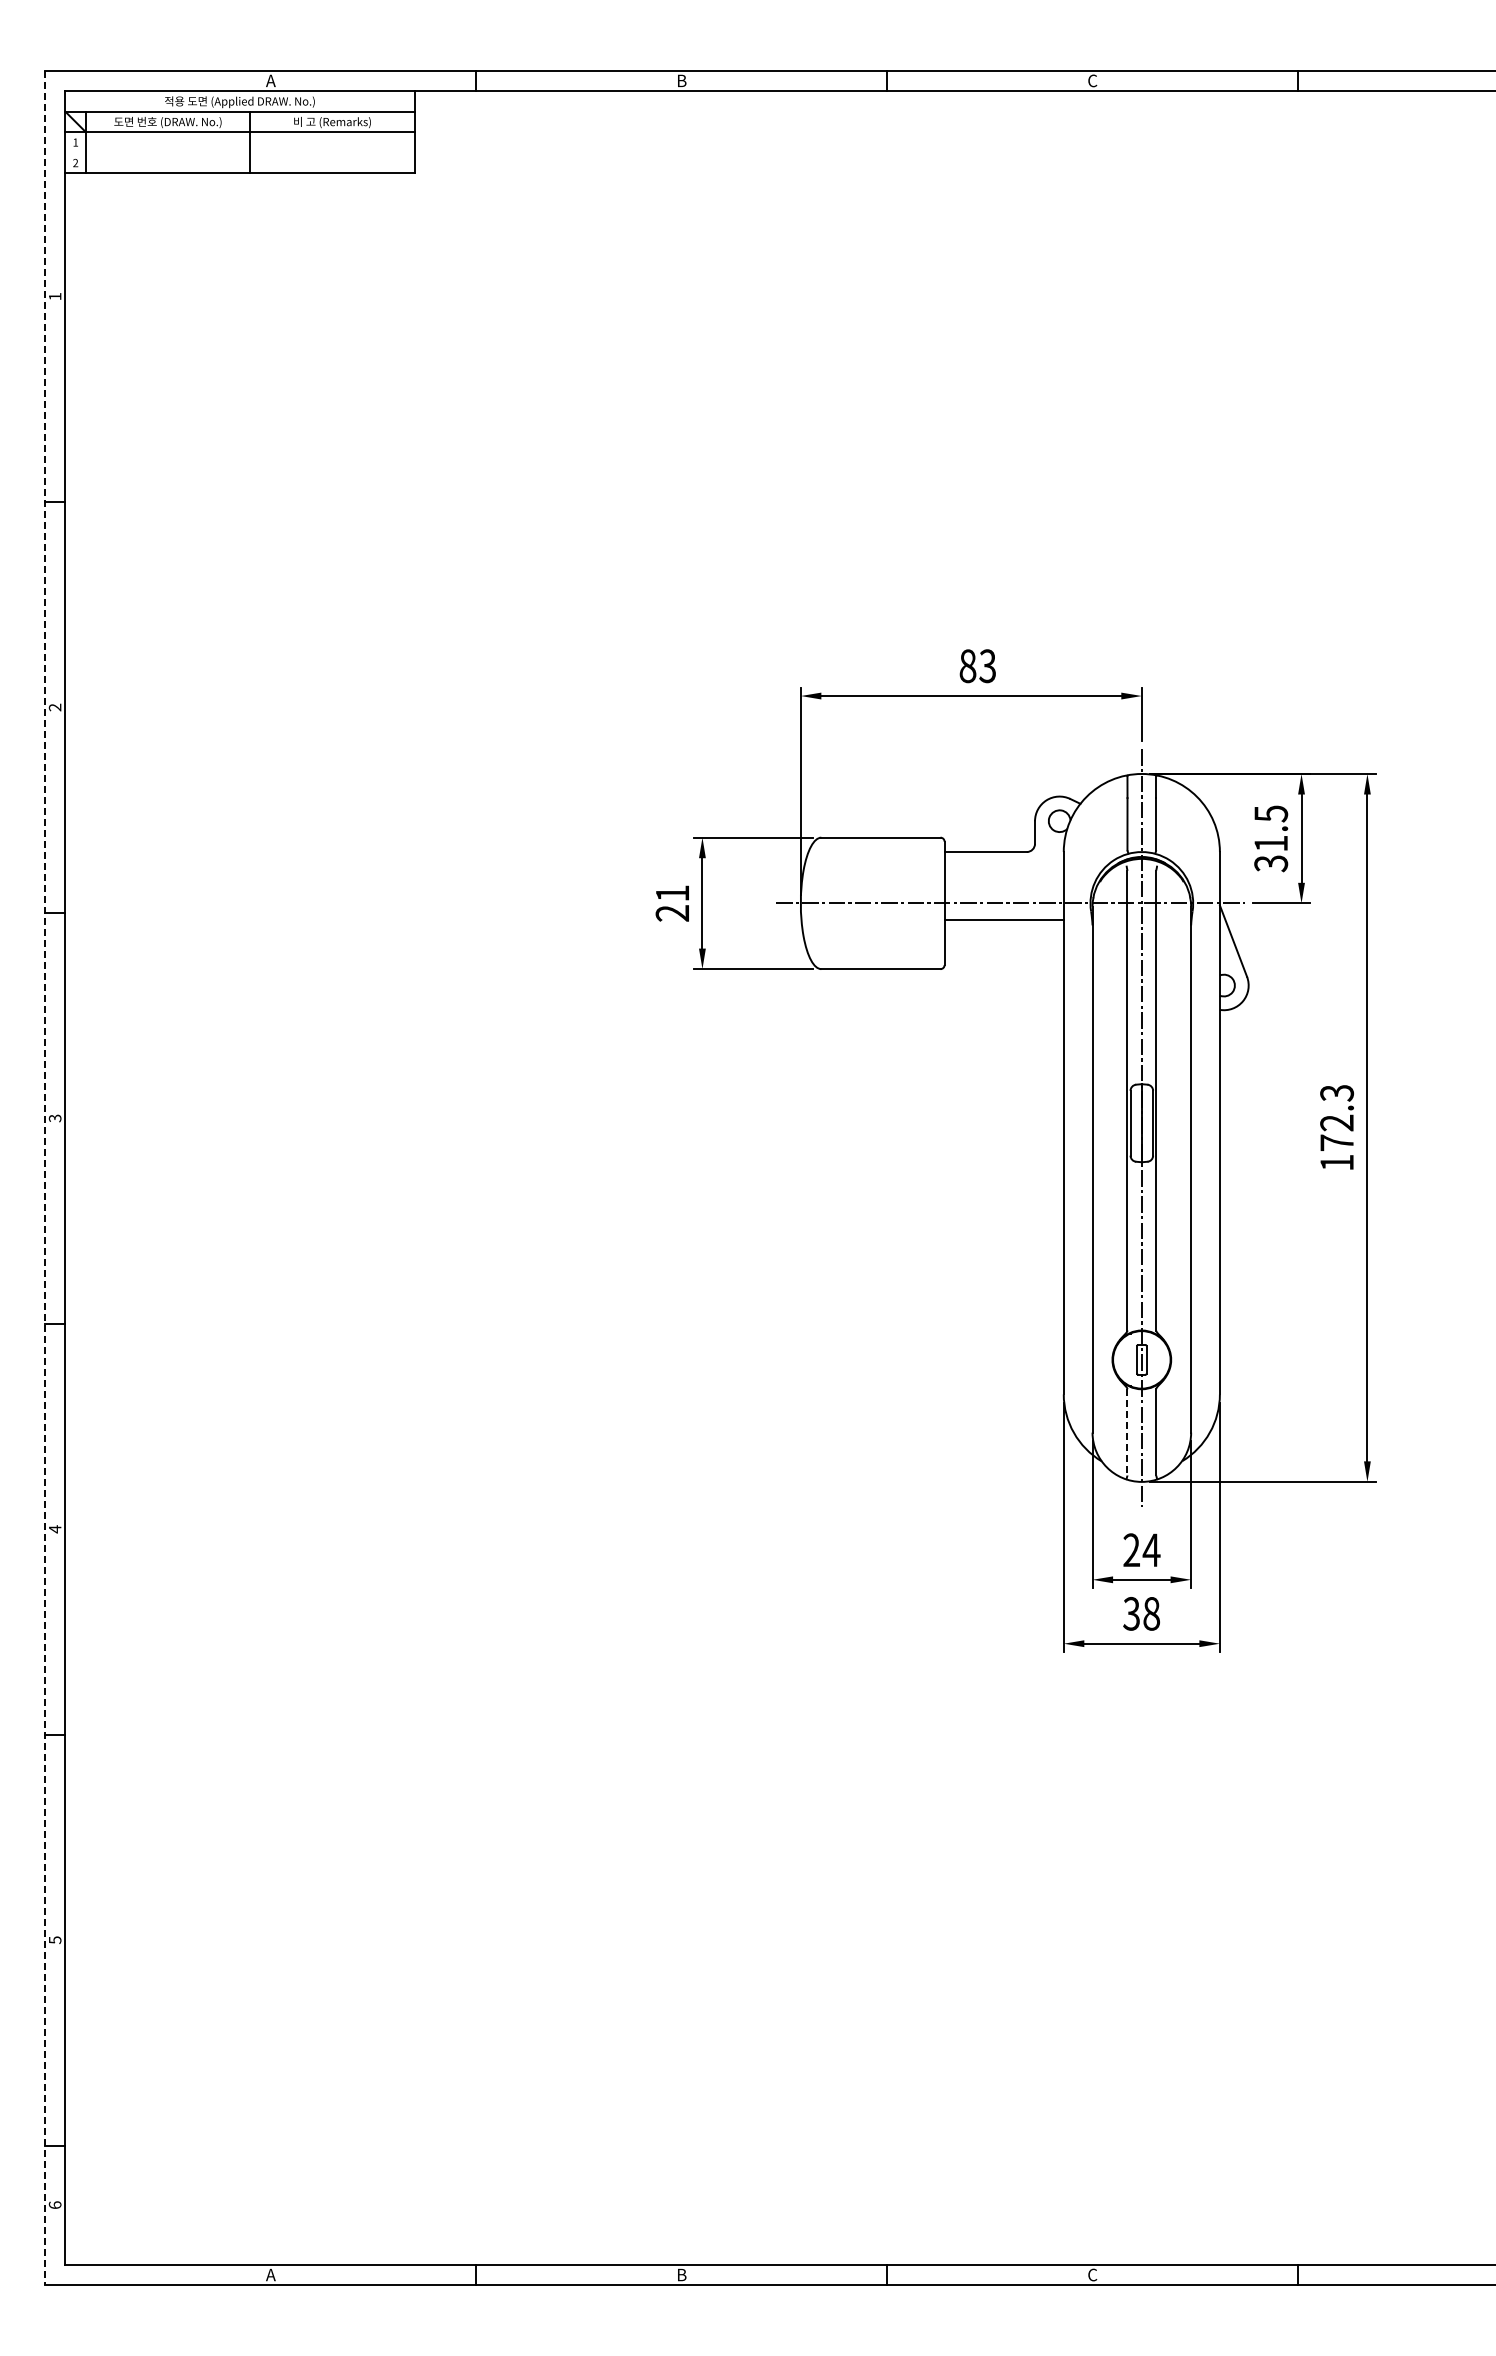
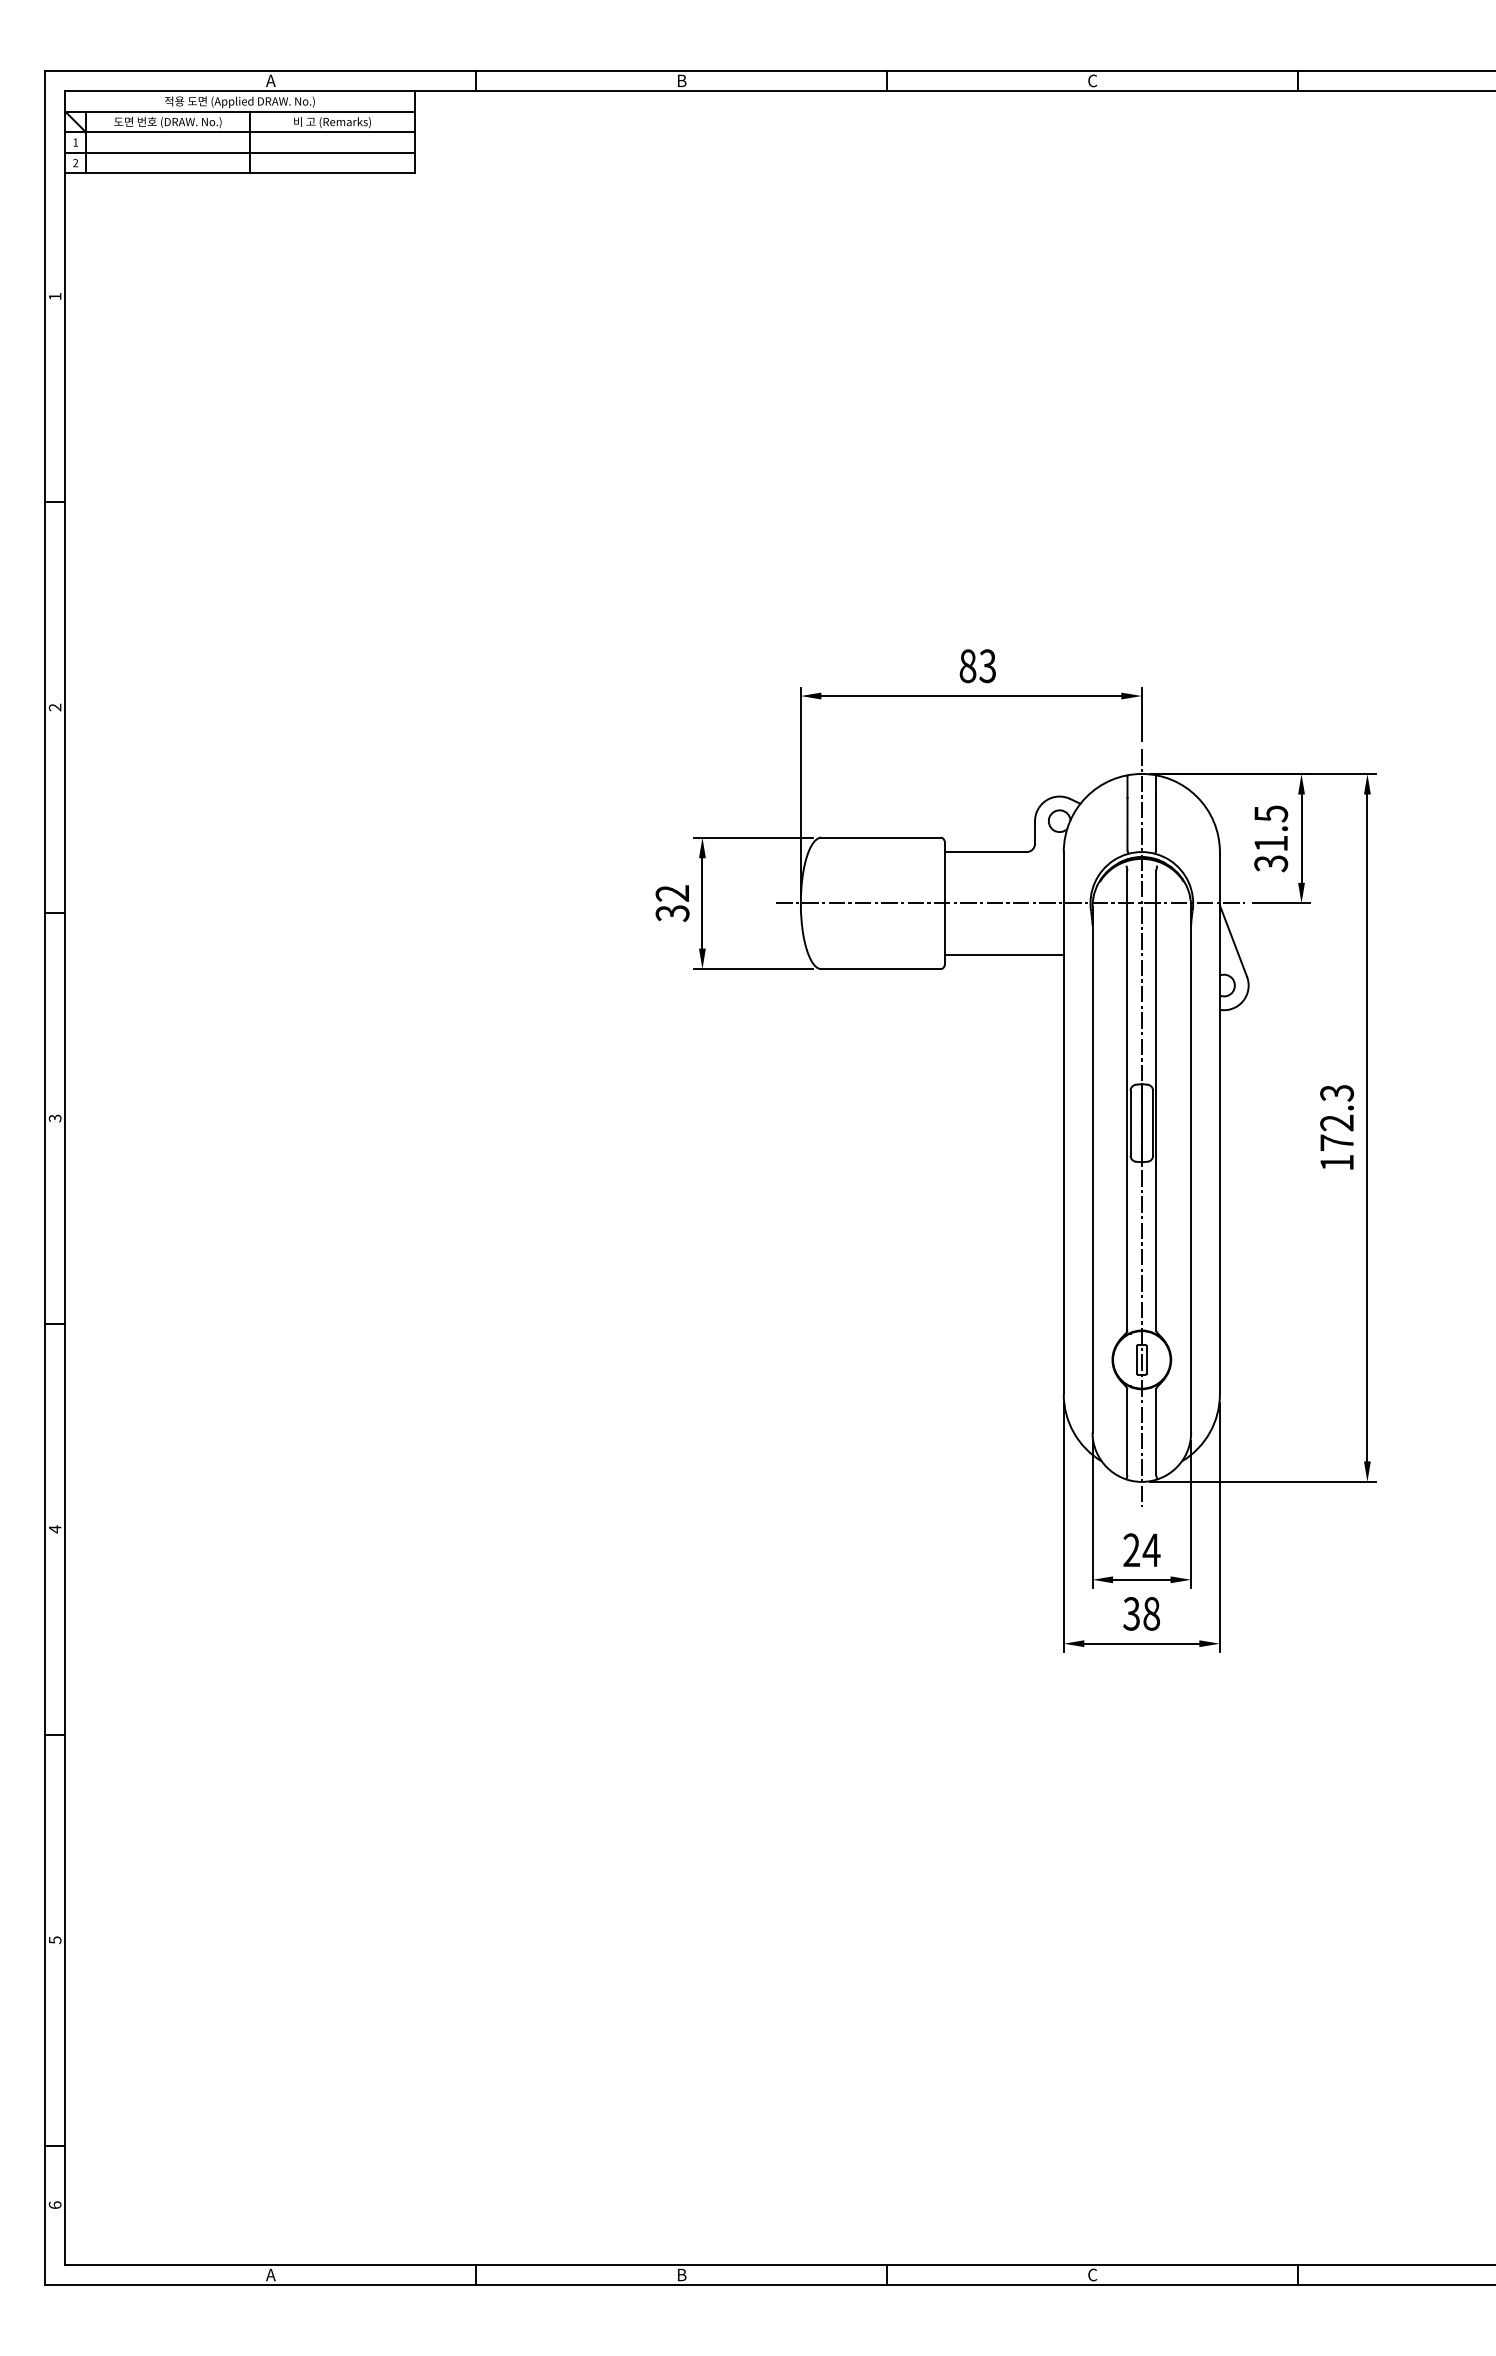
line: none -> present (239, 152)
text: 21 -> 32 (672, 903)
line position: (1003, 919) -> (1003, 954) (1003, 954)
line: dashed -> solid (44, 1178)
line: dashed -> solid (1127, 1432)
